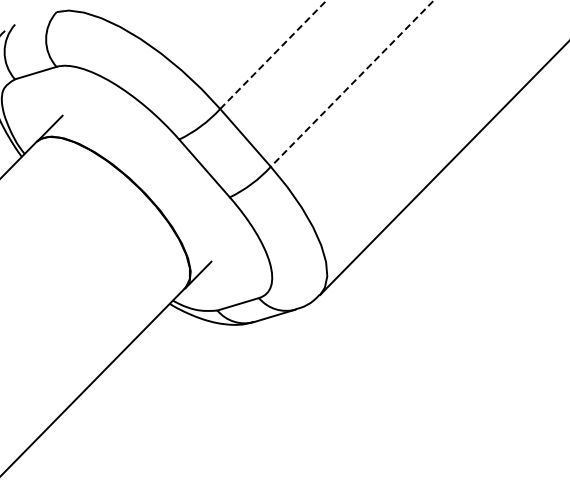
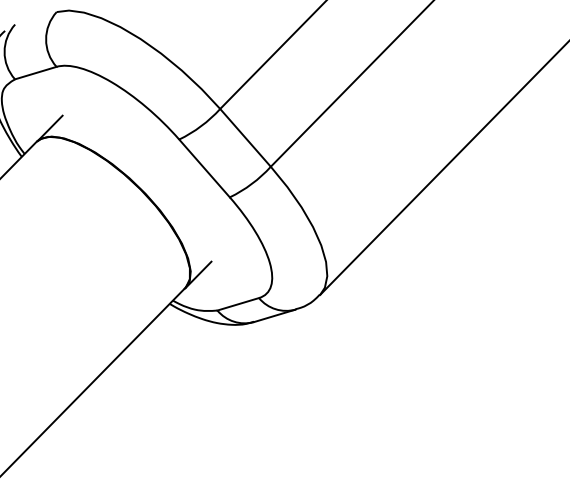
line: dashed -> solid (273, 54)
line: dashed -> solid (352, 83)
